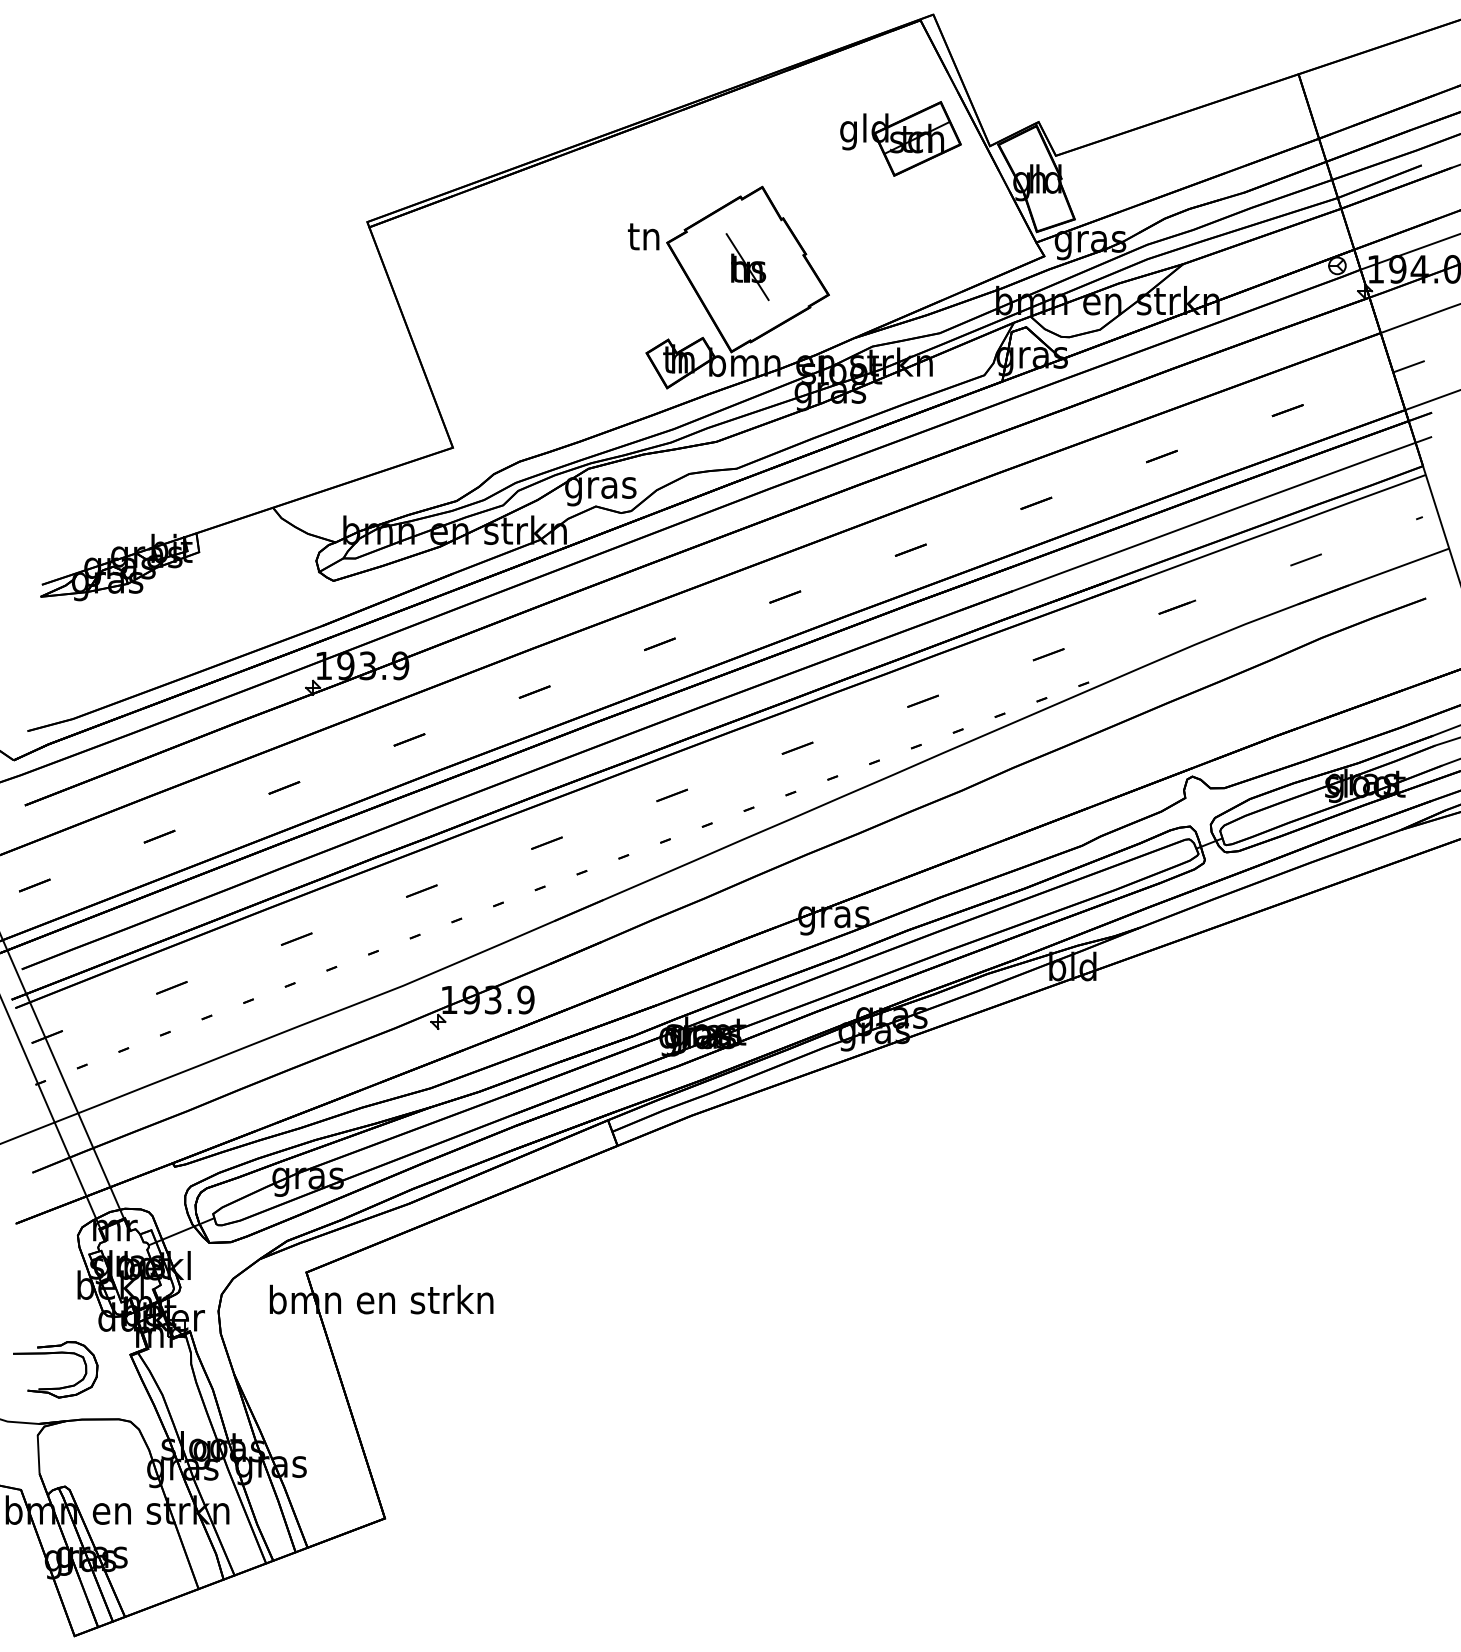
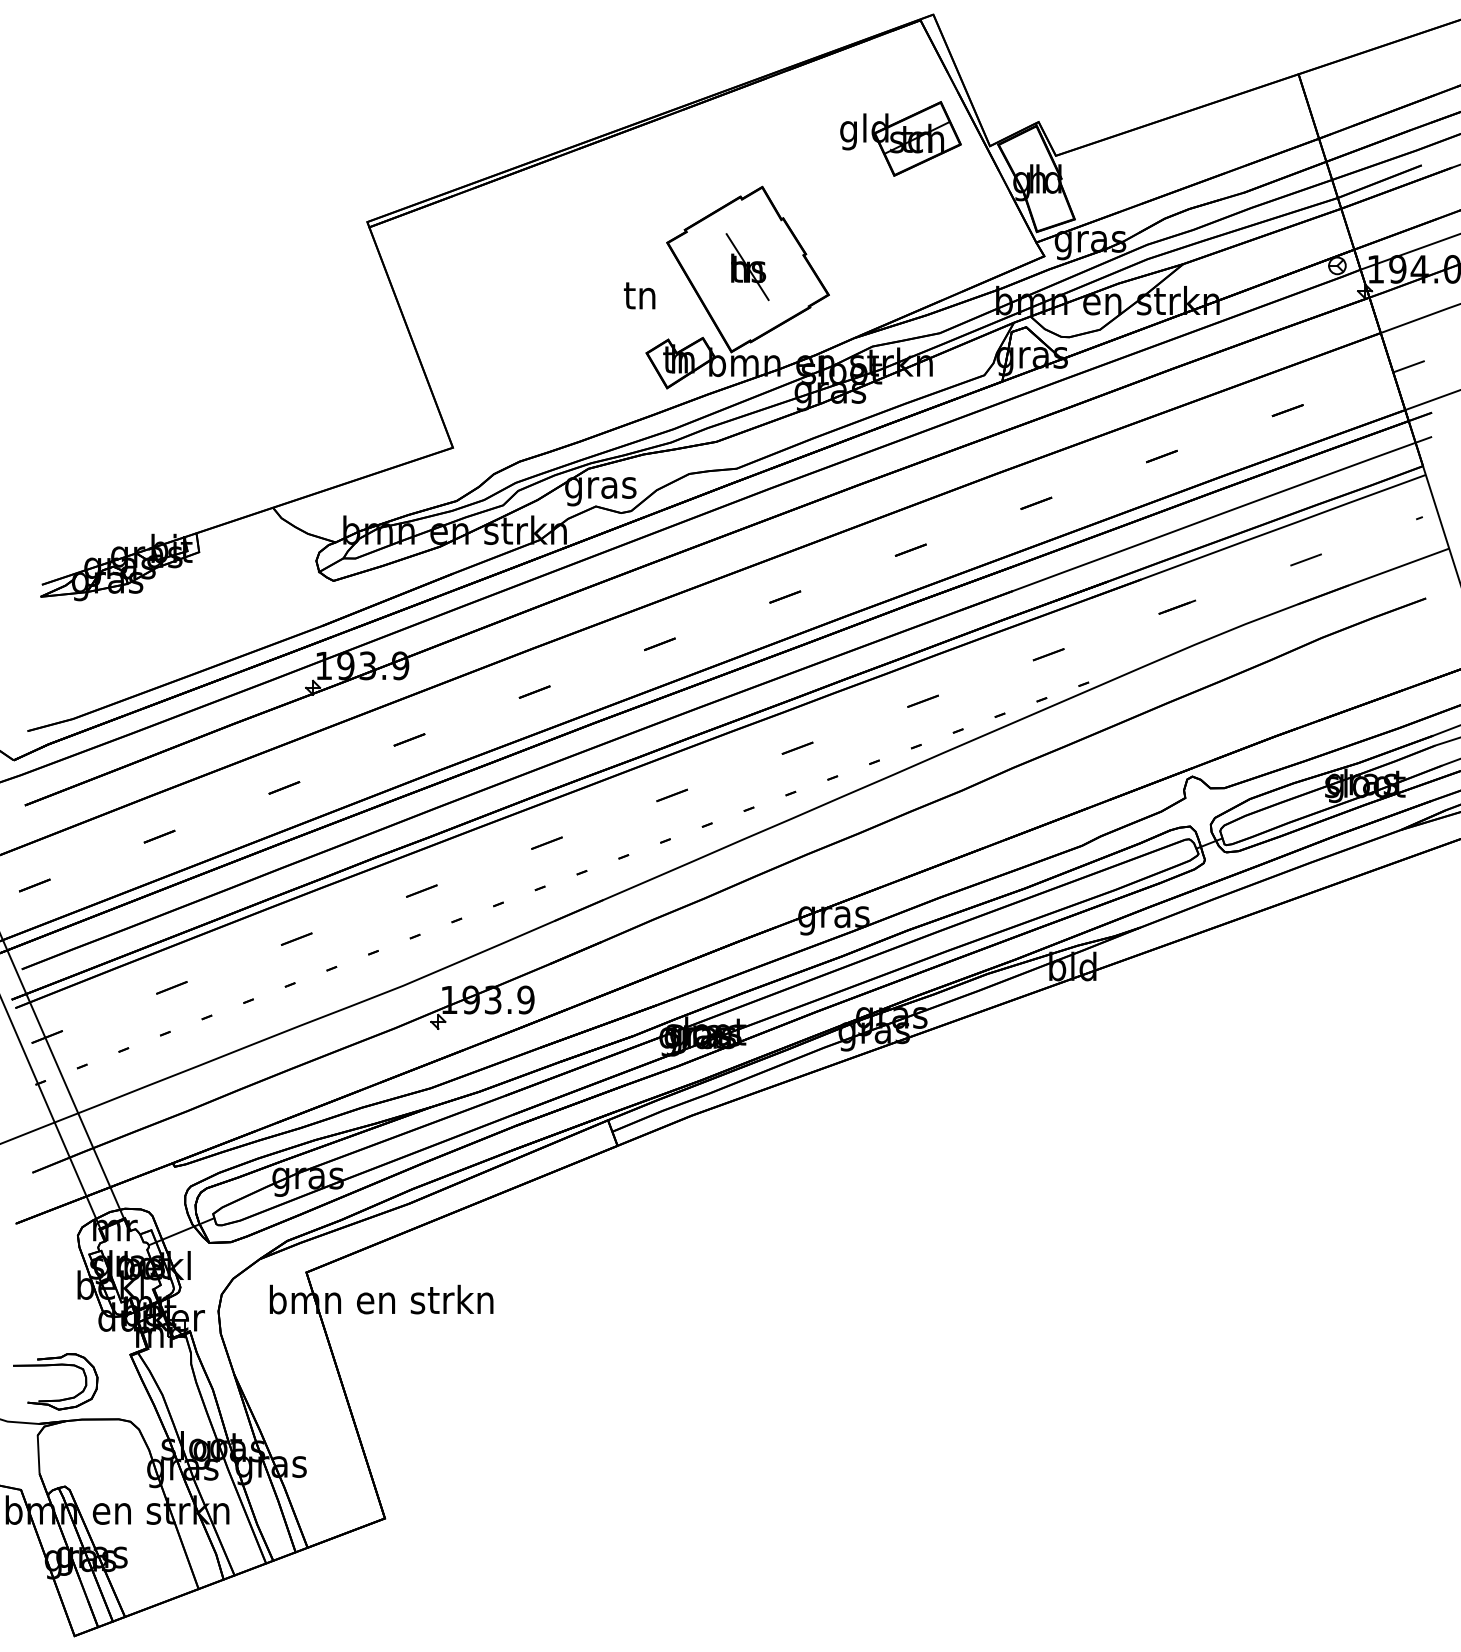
text position: (643, 236) -> (639, 295) (639, 295)
part position: (50, 1354) -> (50, 1366) (50, 1366)
